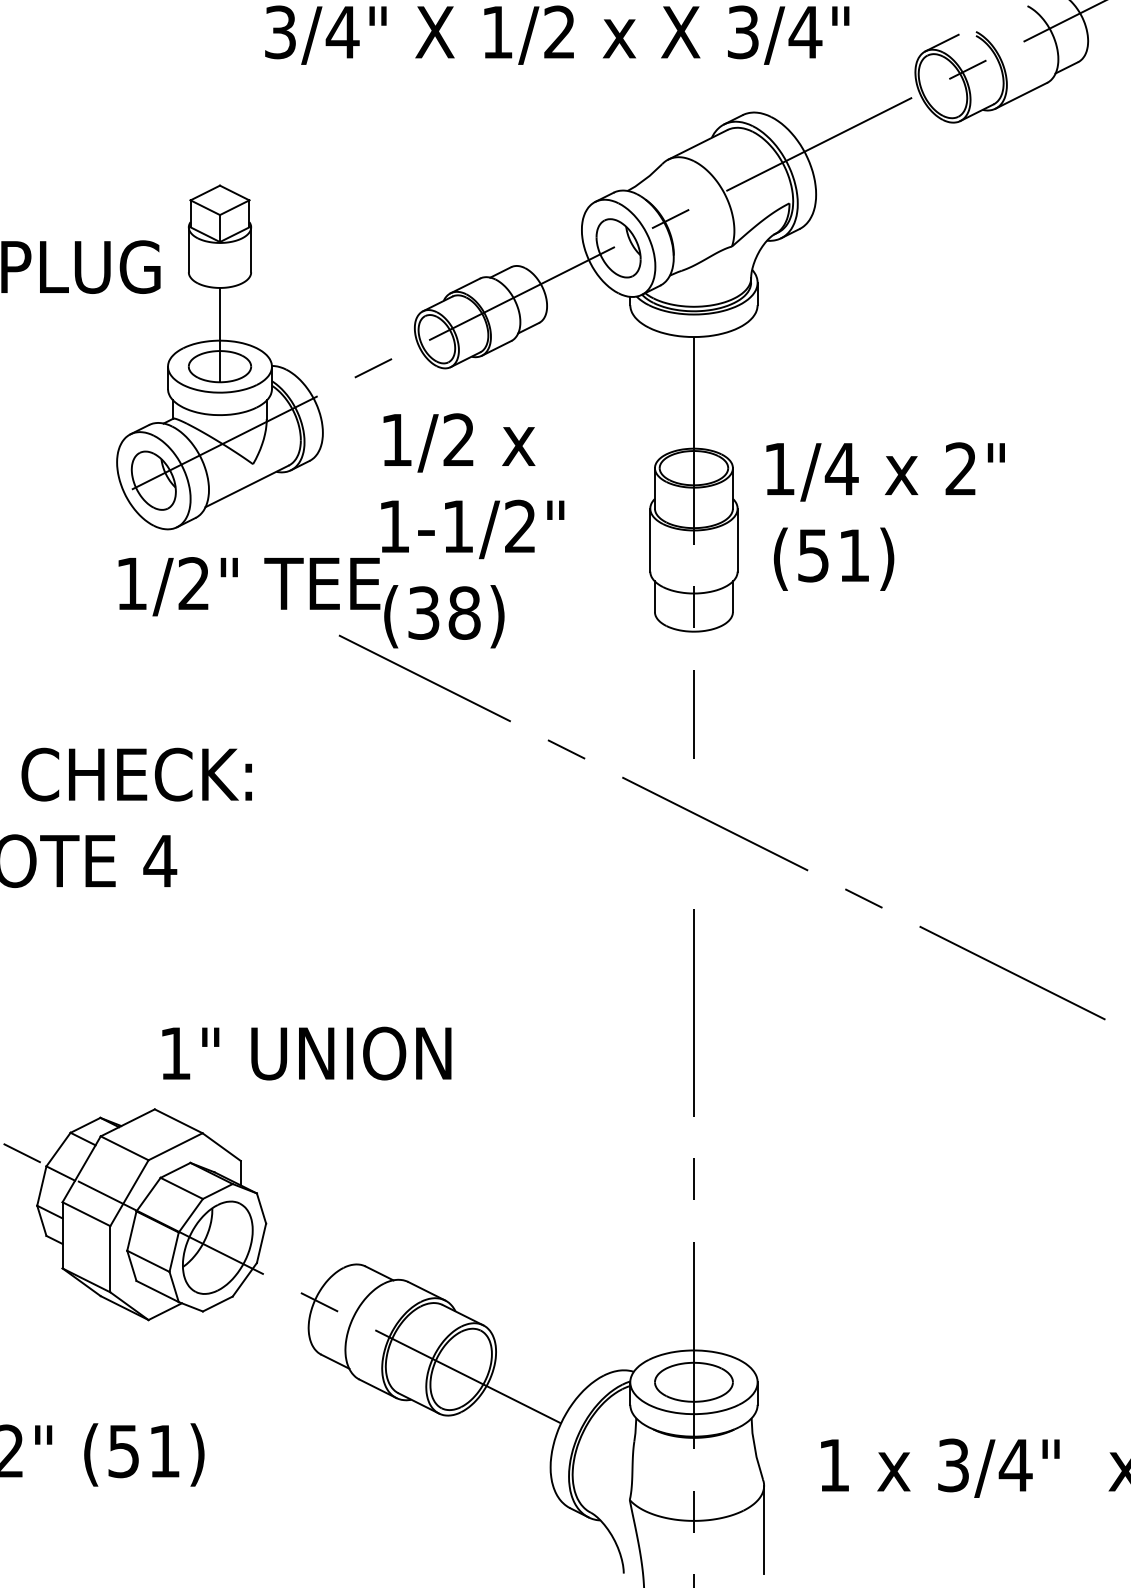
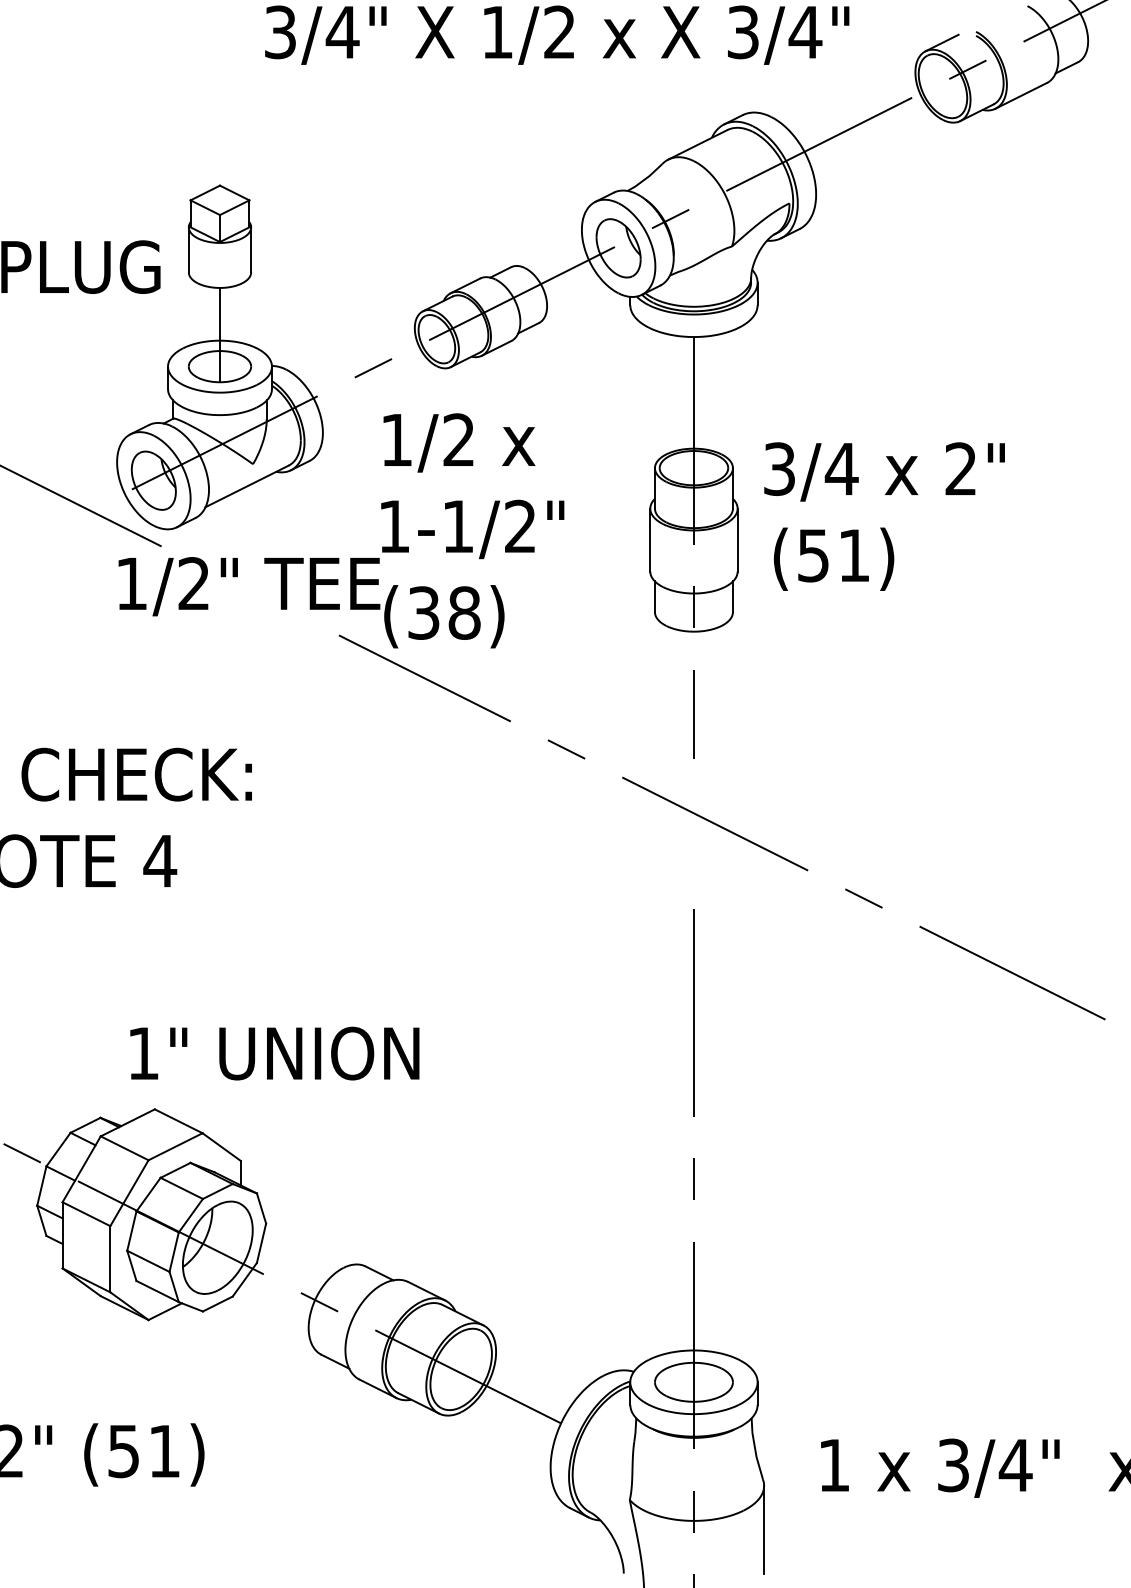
text: 1/4 -> 3/4 (779, 468)
line: none -> present (81, 506)
text position: (306, 1053) -> (274, 1053) (274, 1053)
